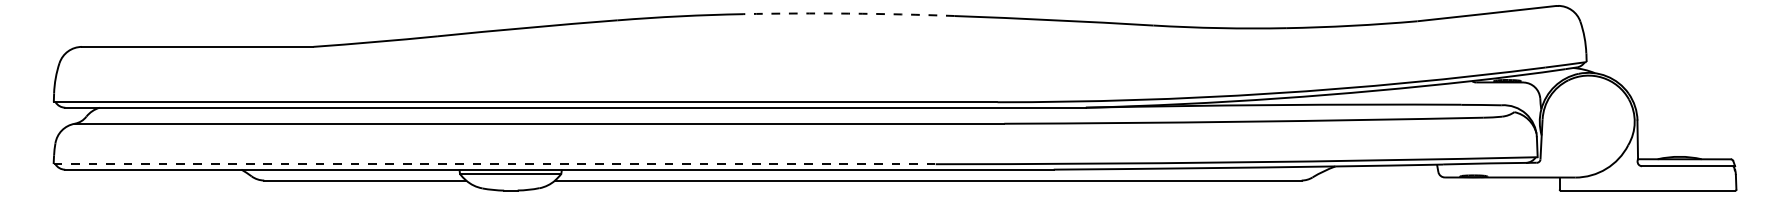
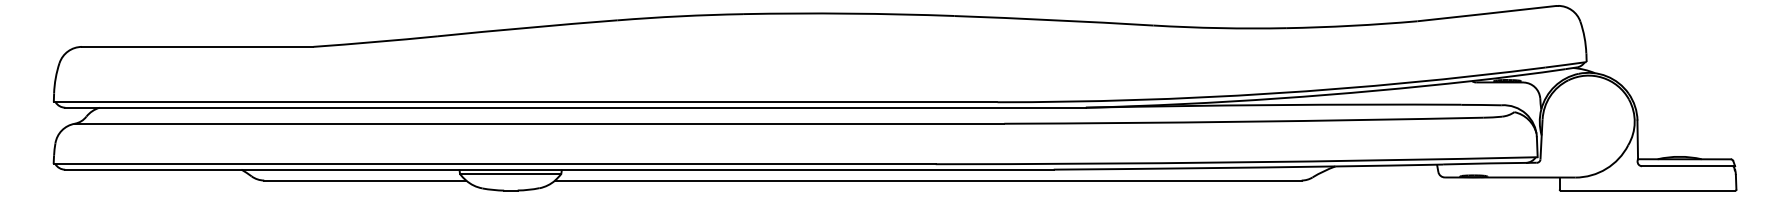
arc: dashed -> solid (848, 13)
line: dashed -> solid (494, 164)
